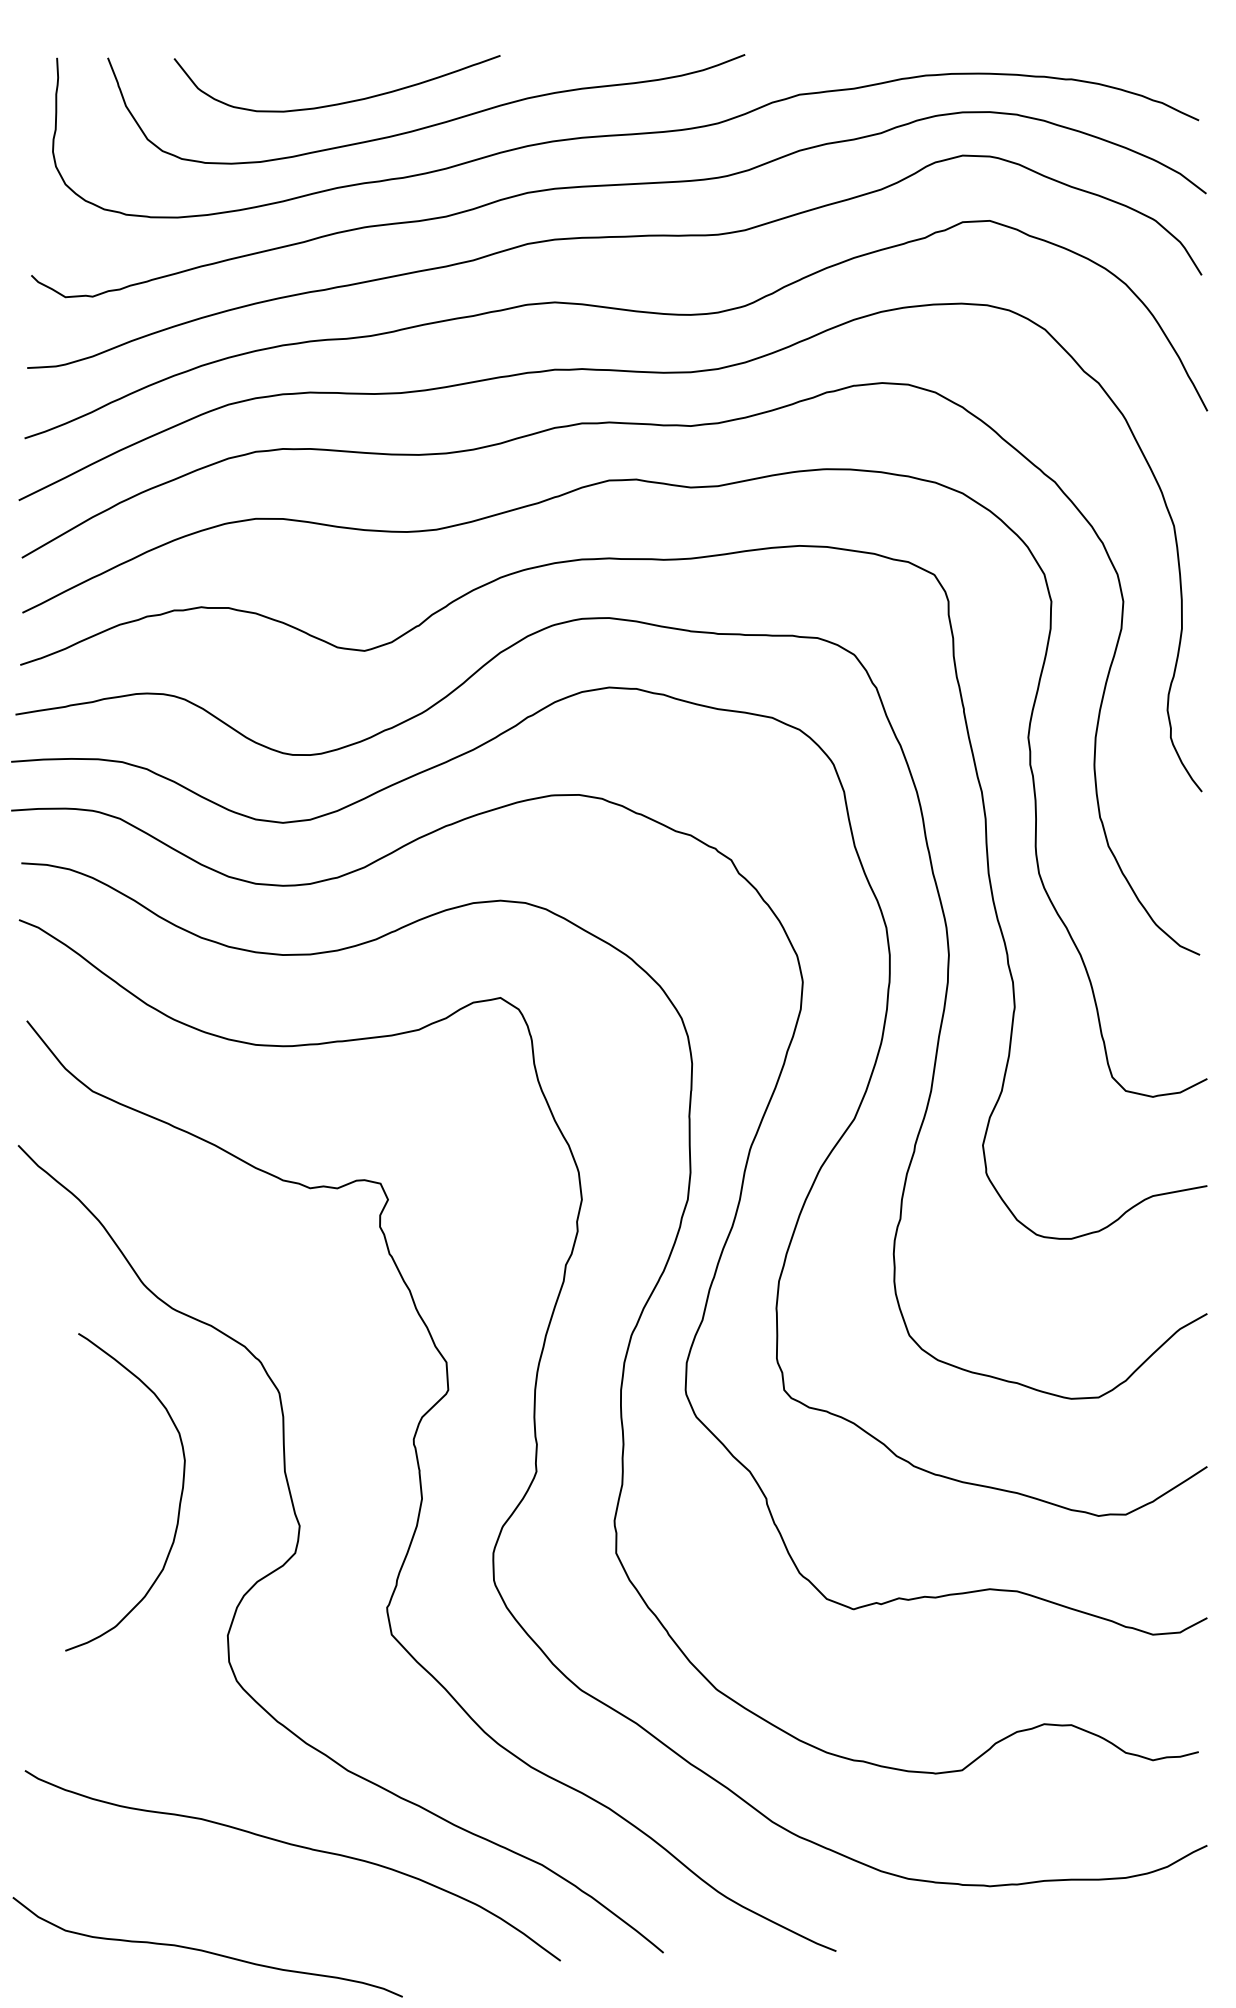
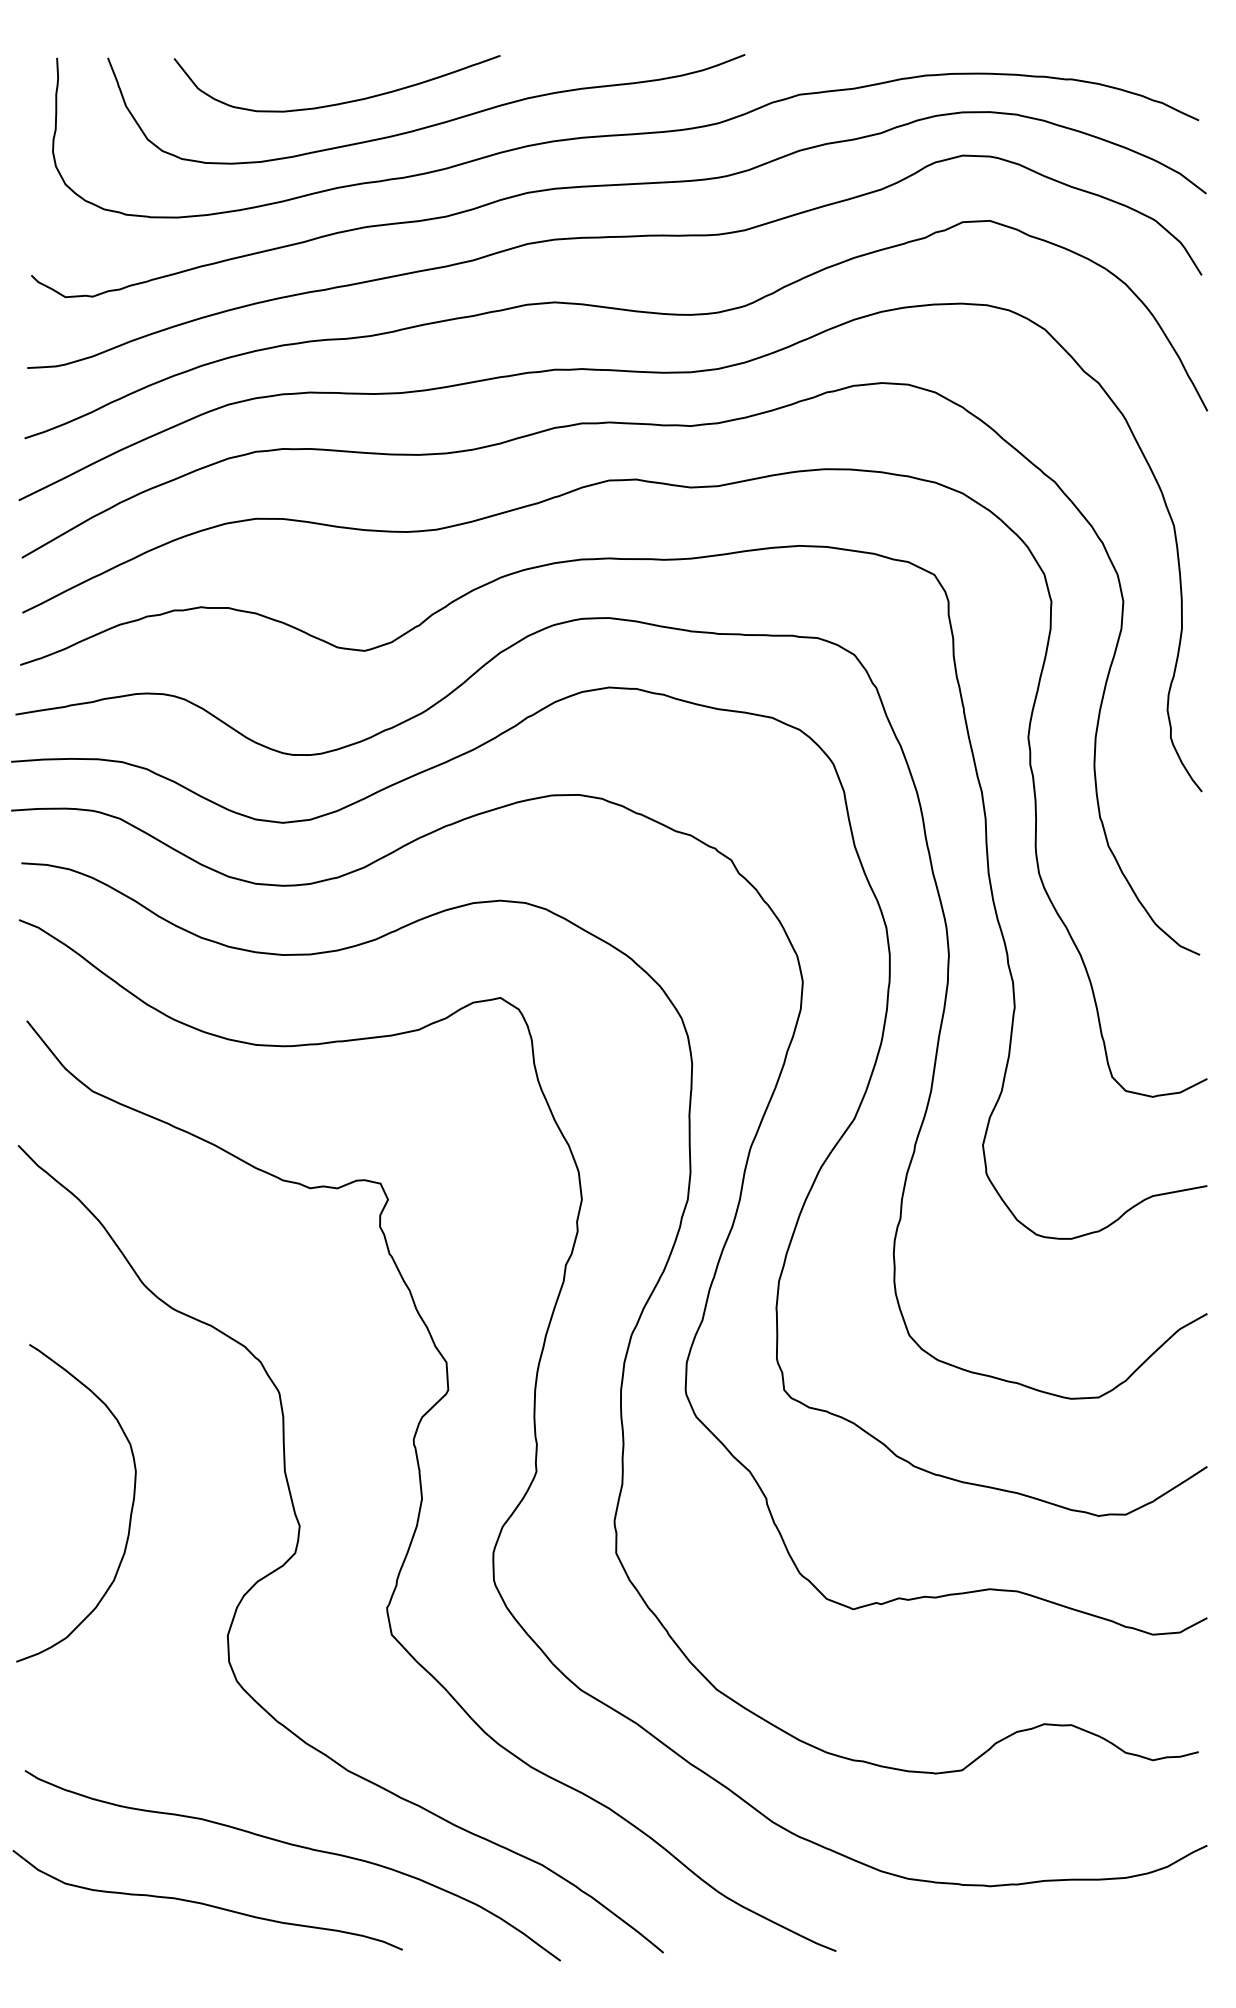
curve position: (179, 1500) -> (130, 1511) (130, 1511)
curve position: (206, 1950) -> (206, 1903) (206, 1903)
